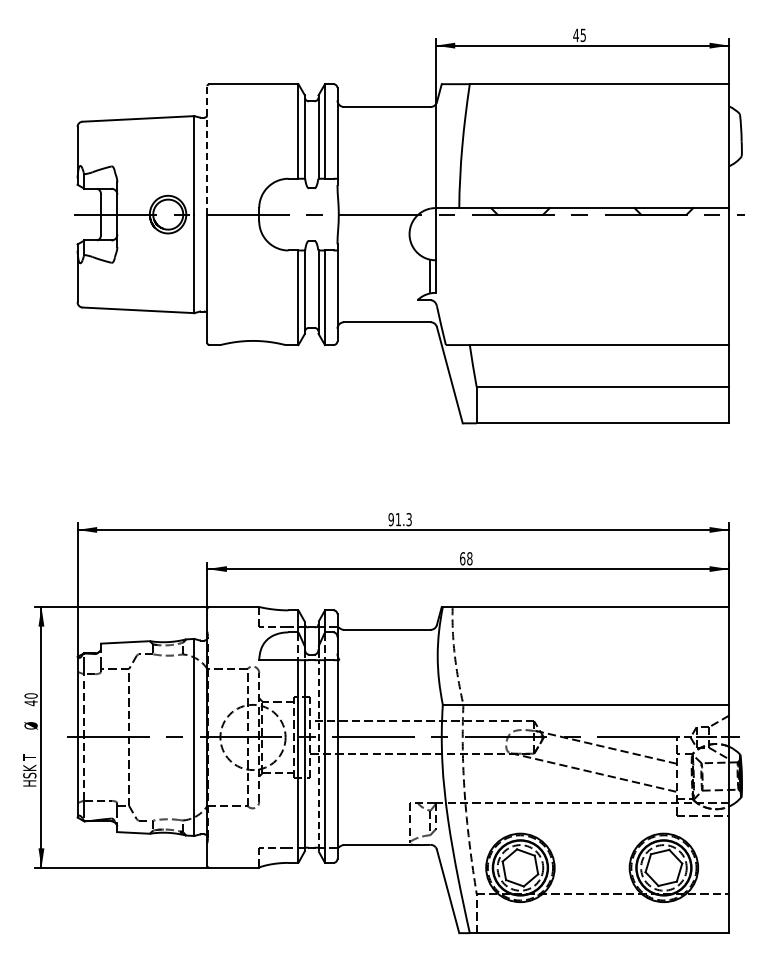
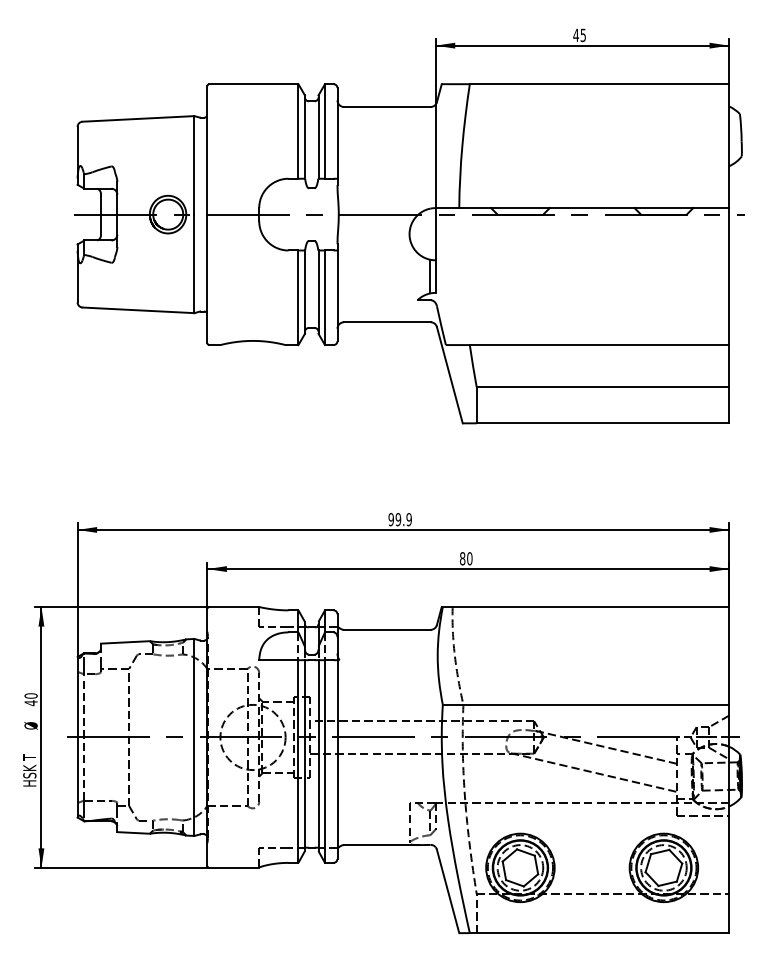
line: dashed -> solid (207, 149)
text: 91.3 -> 99.9 (403, 519)
text: 68 -> 80 (466, 558)
line: dashed -> solid (318, 755)
